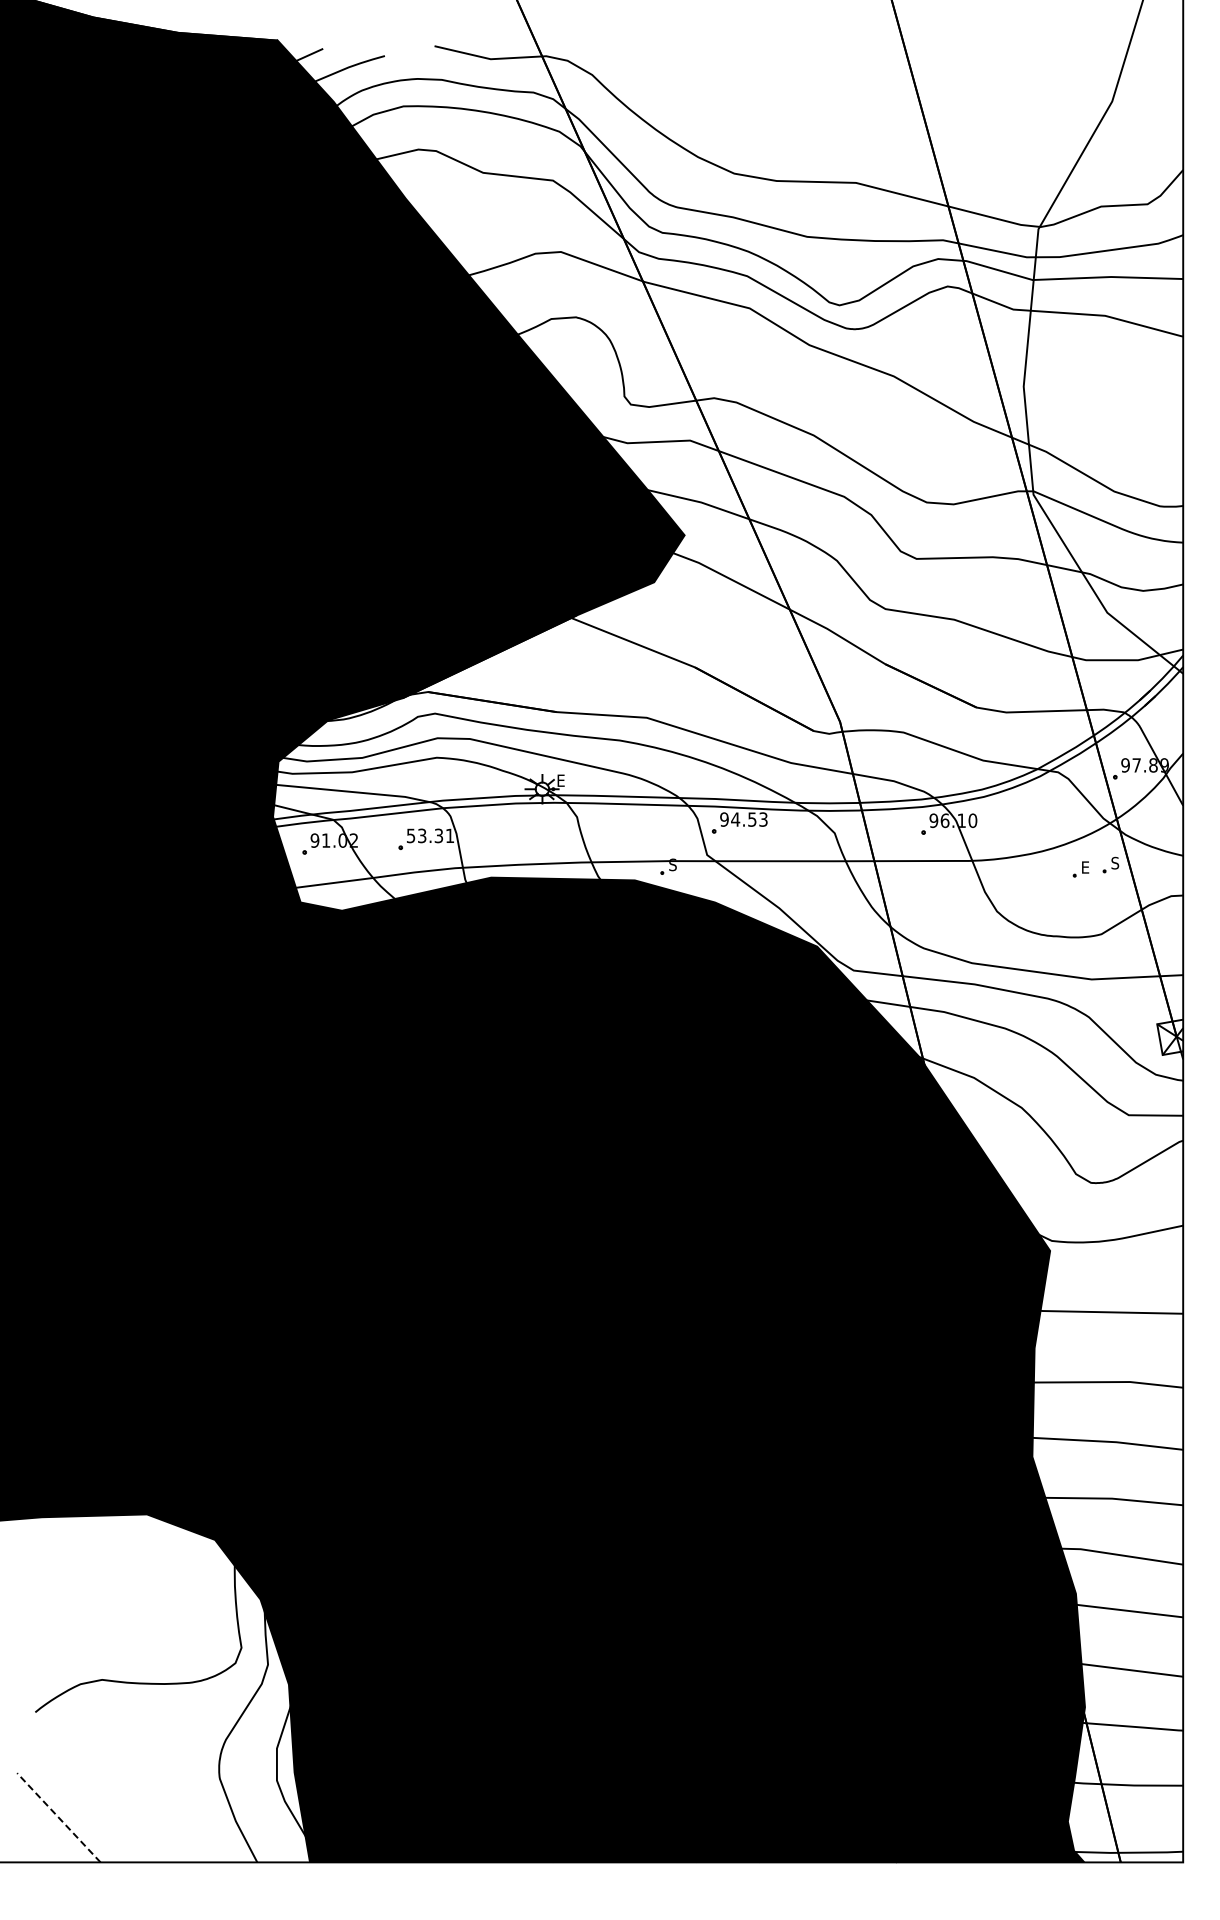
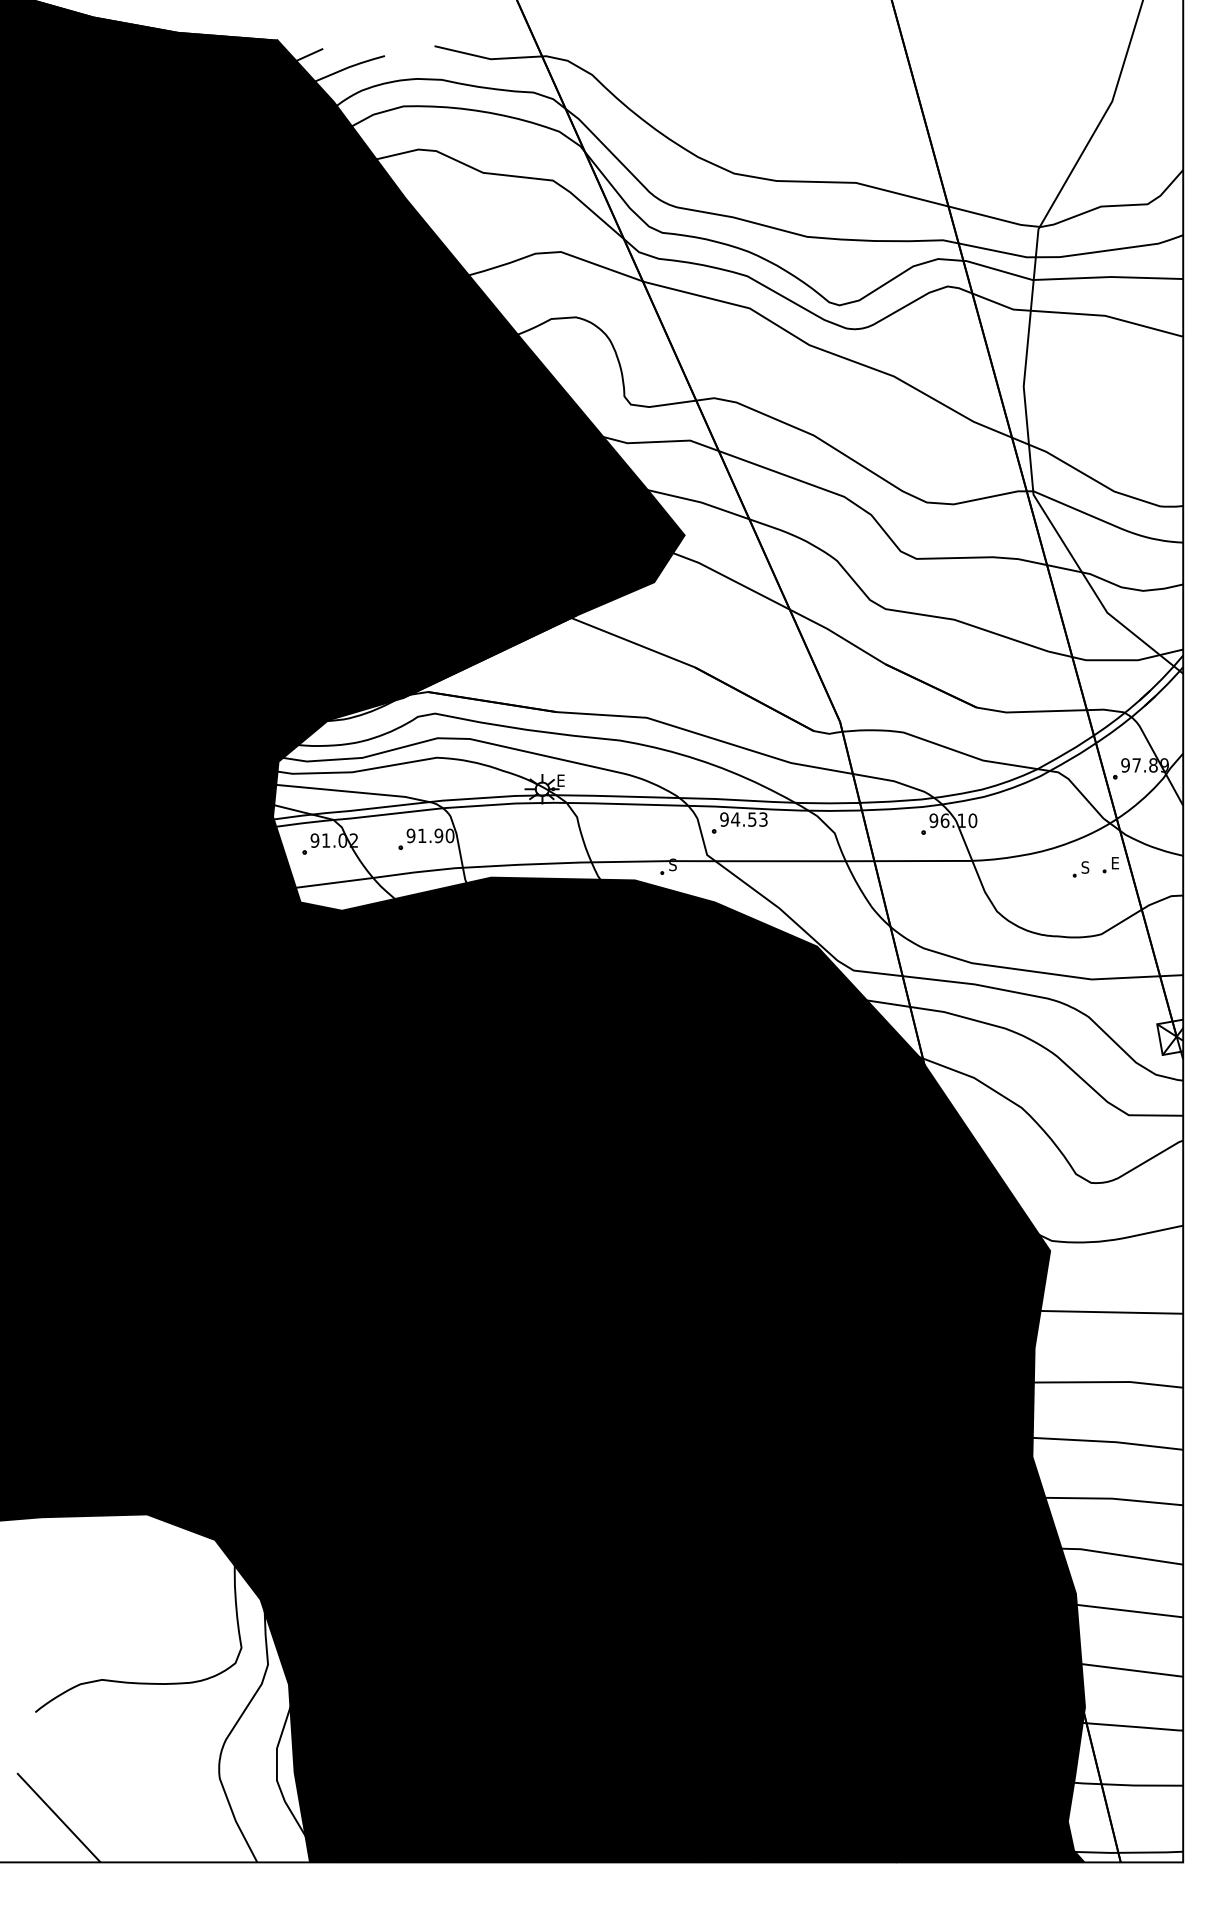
text: 53.31 -> 91.90 (430, 835)
text: S -> E (1115, 862)
text: E -> S (1085, 867)
line: dashed -> solid (58, 1817)
